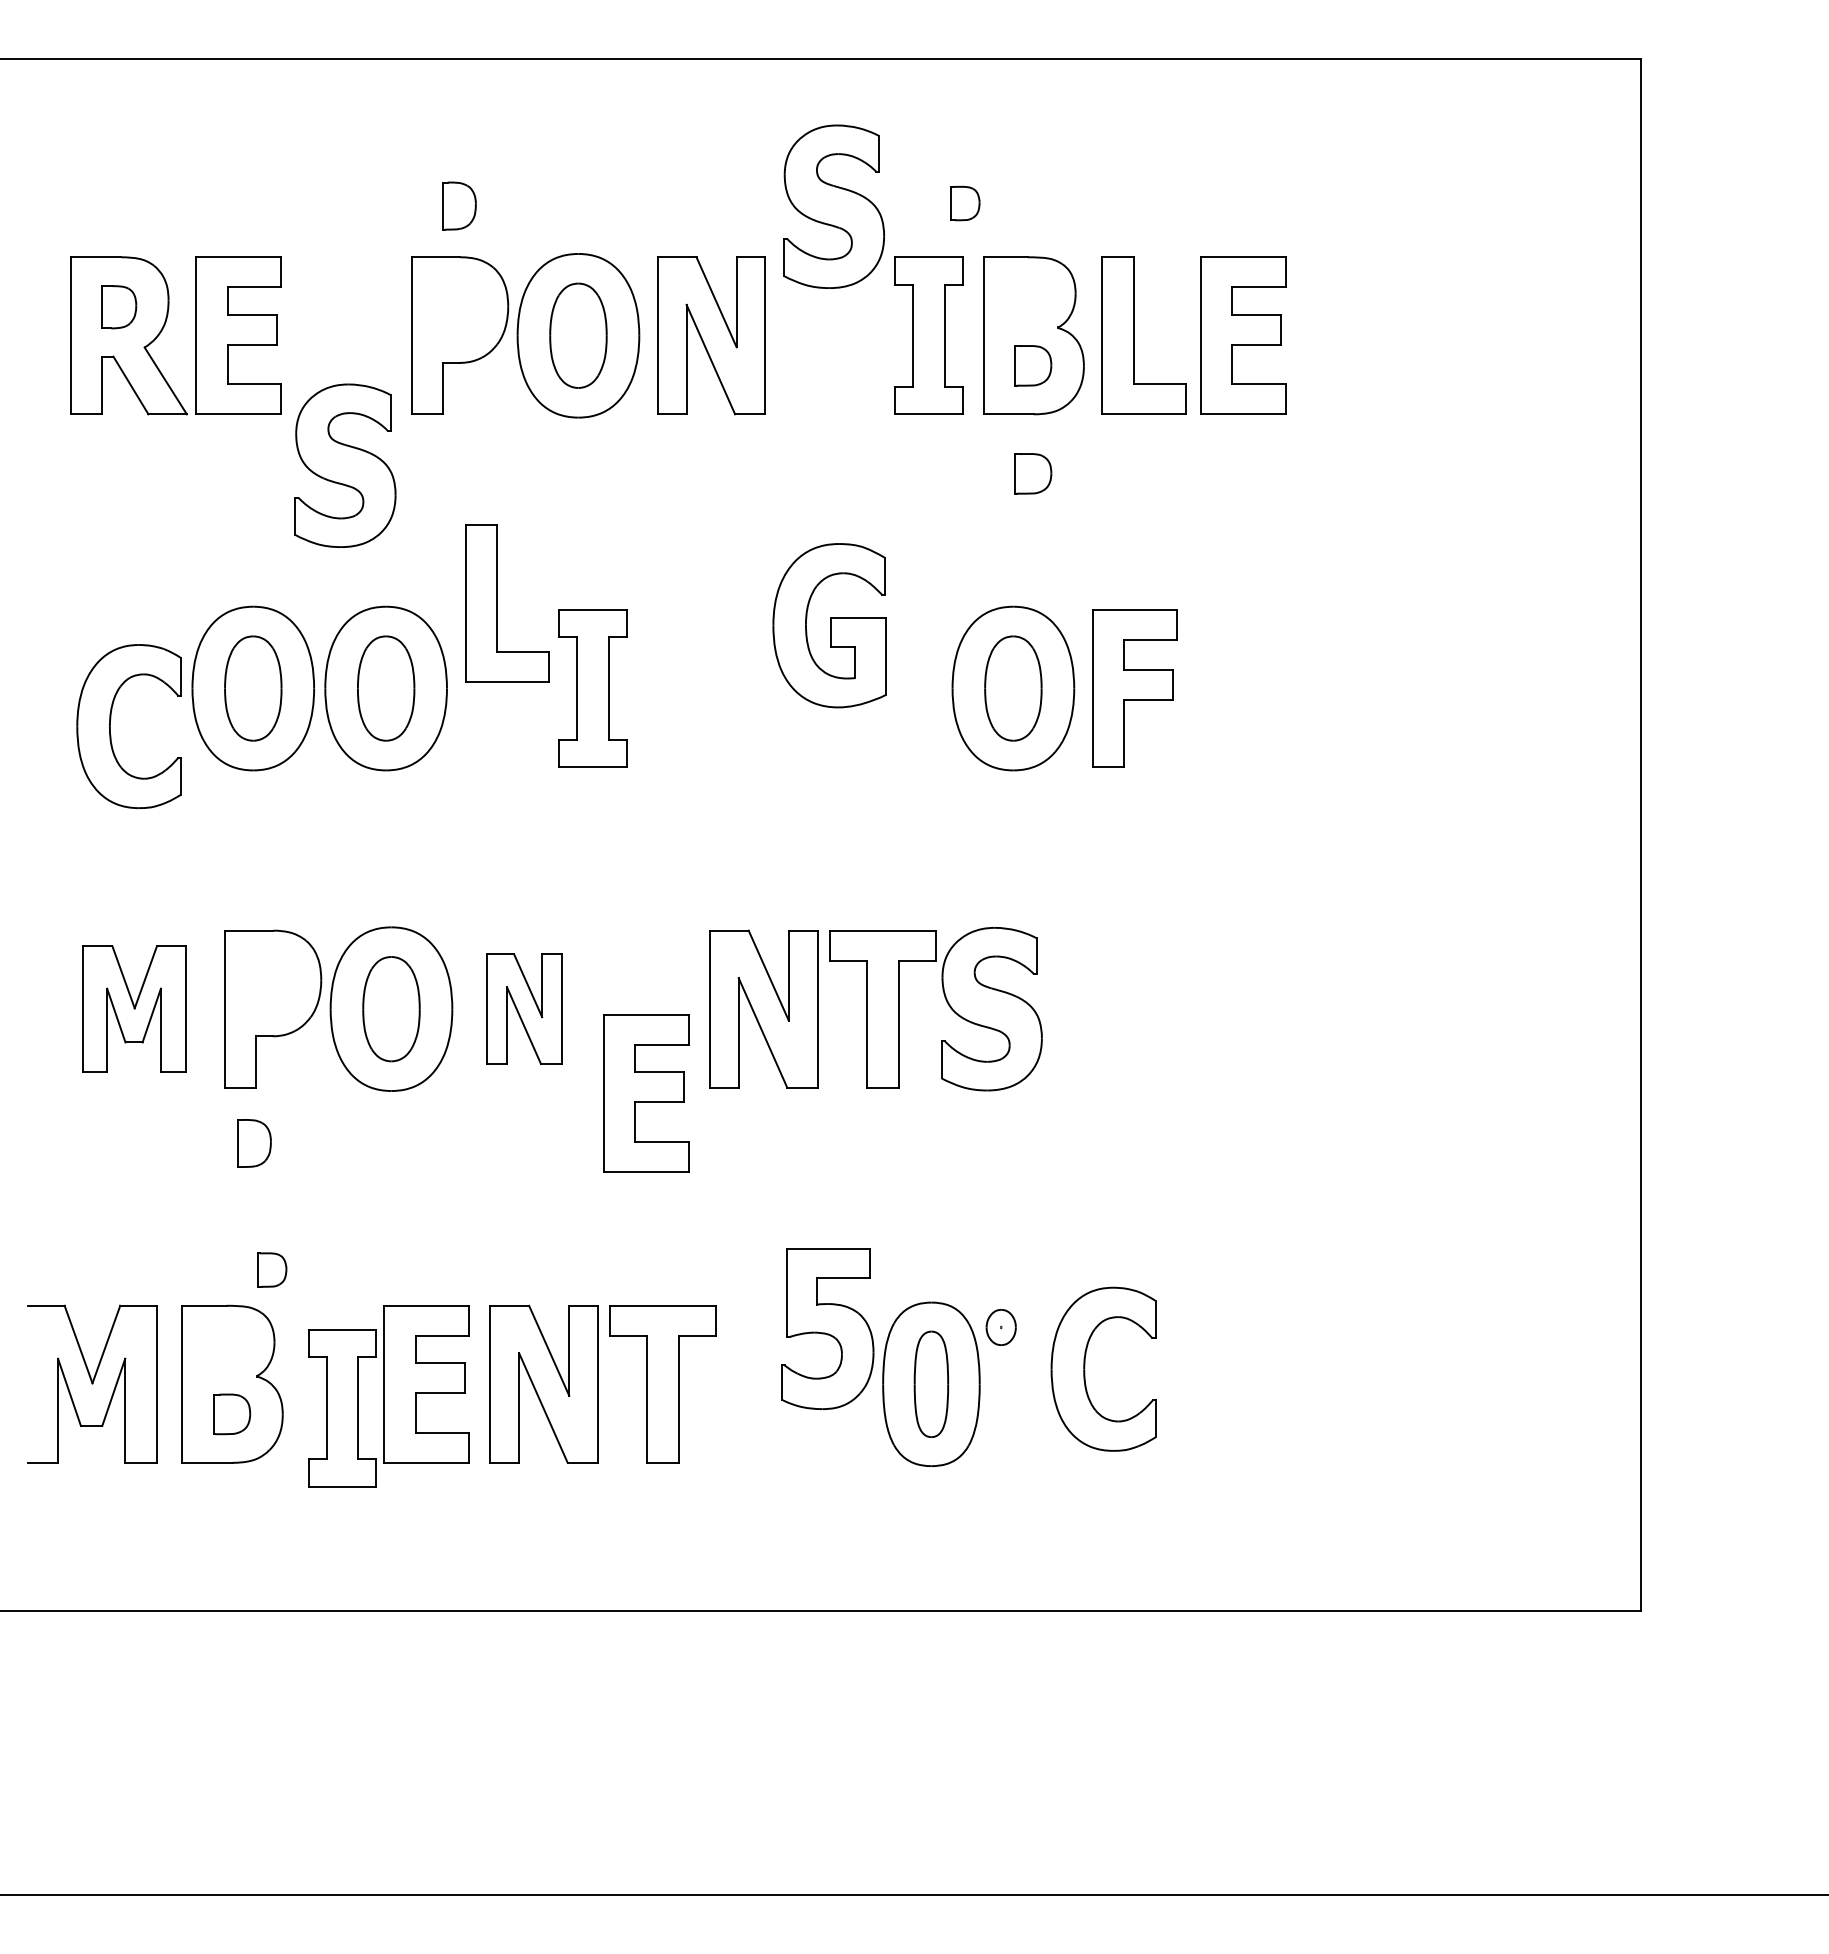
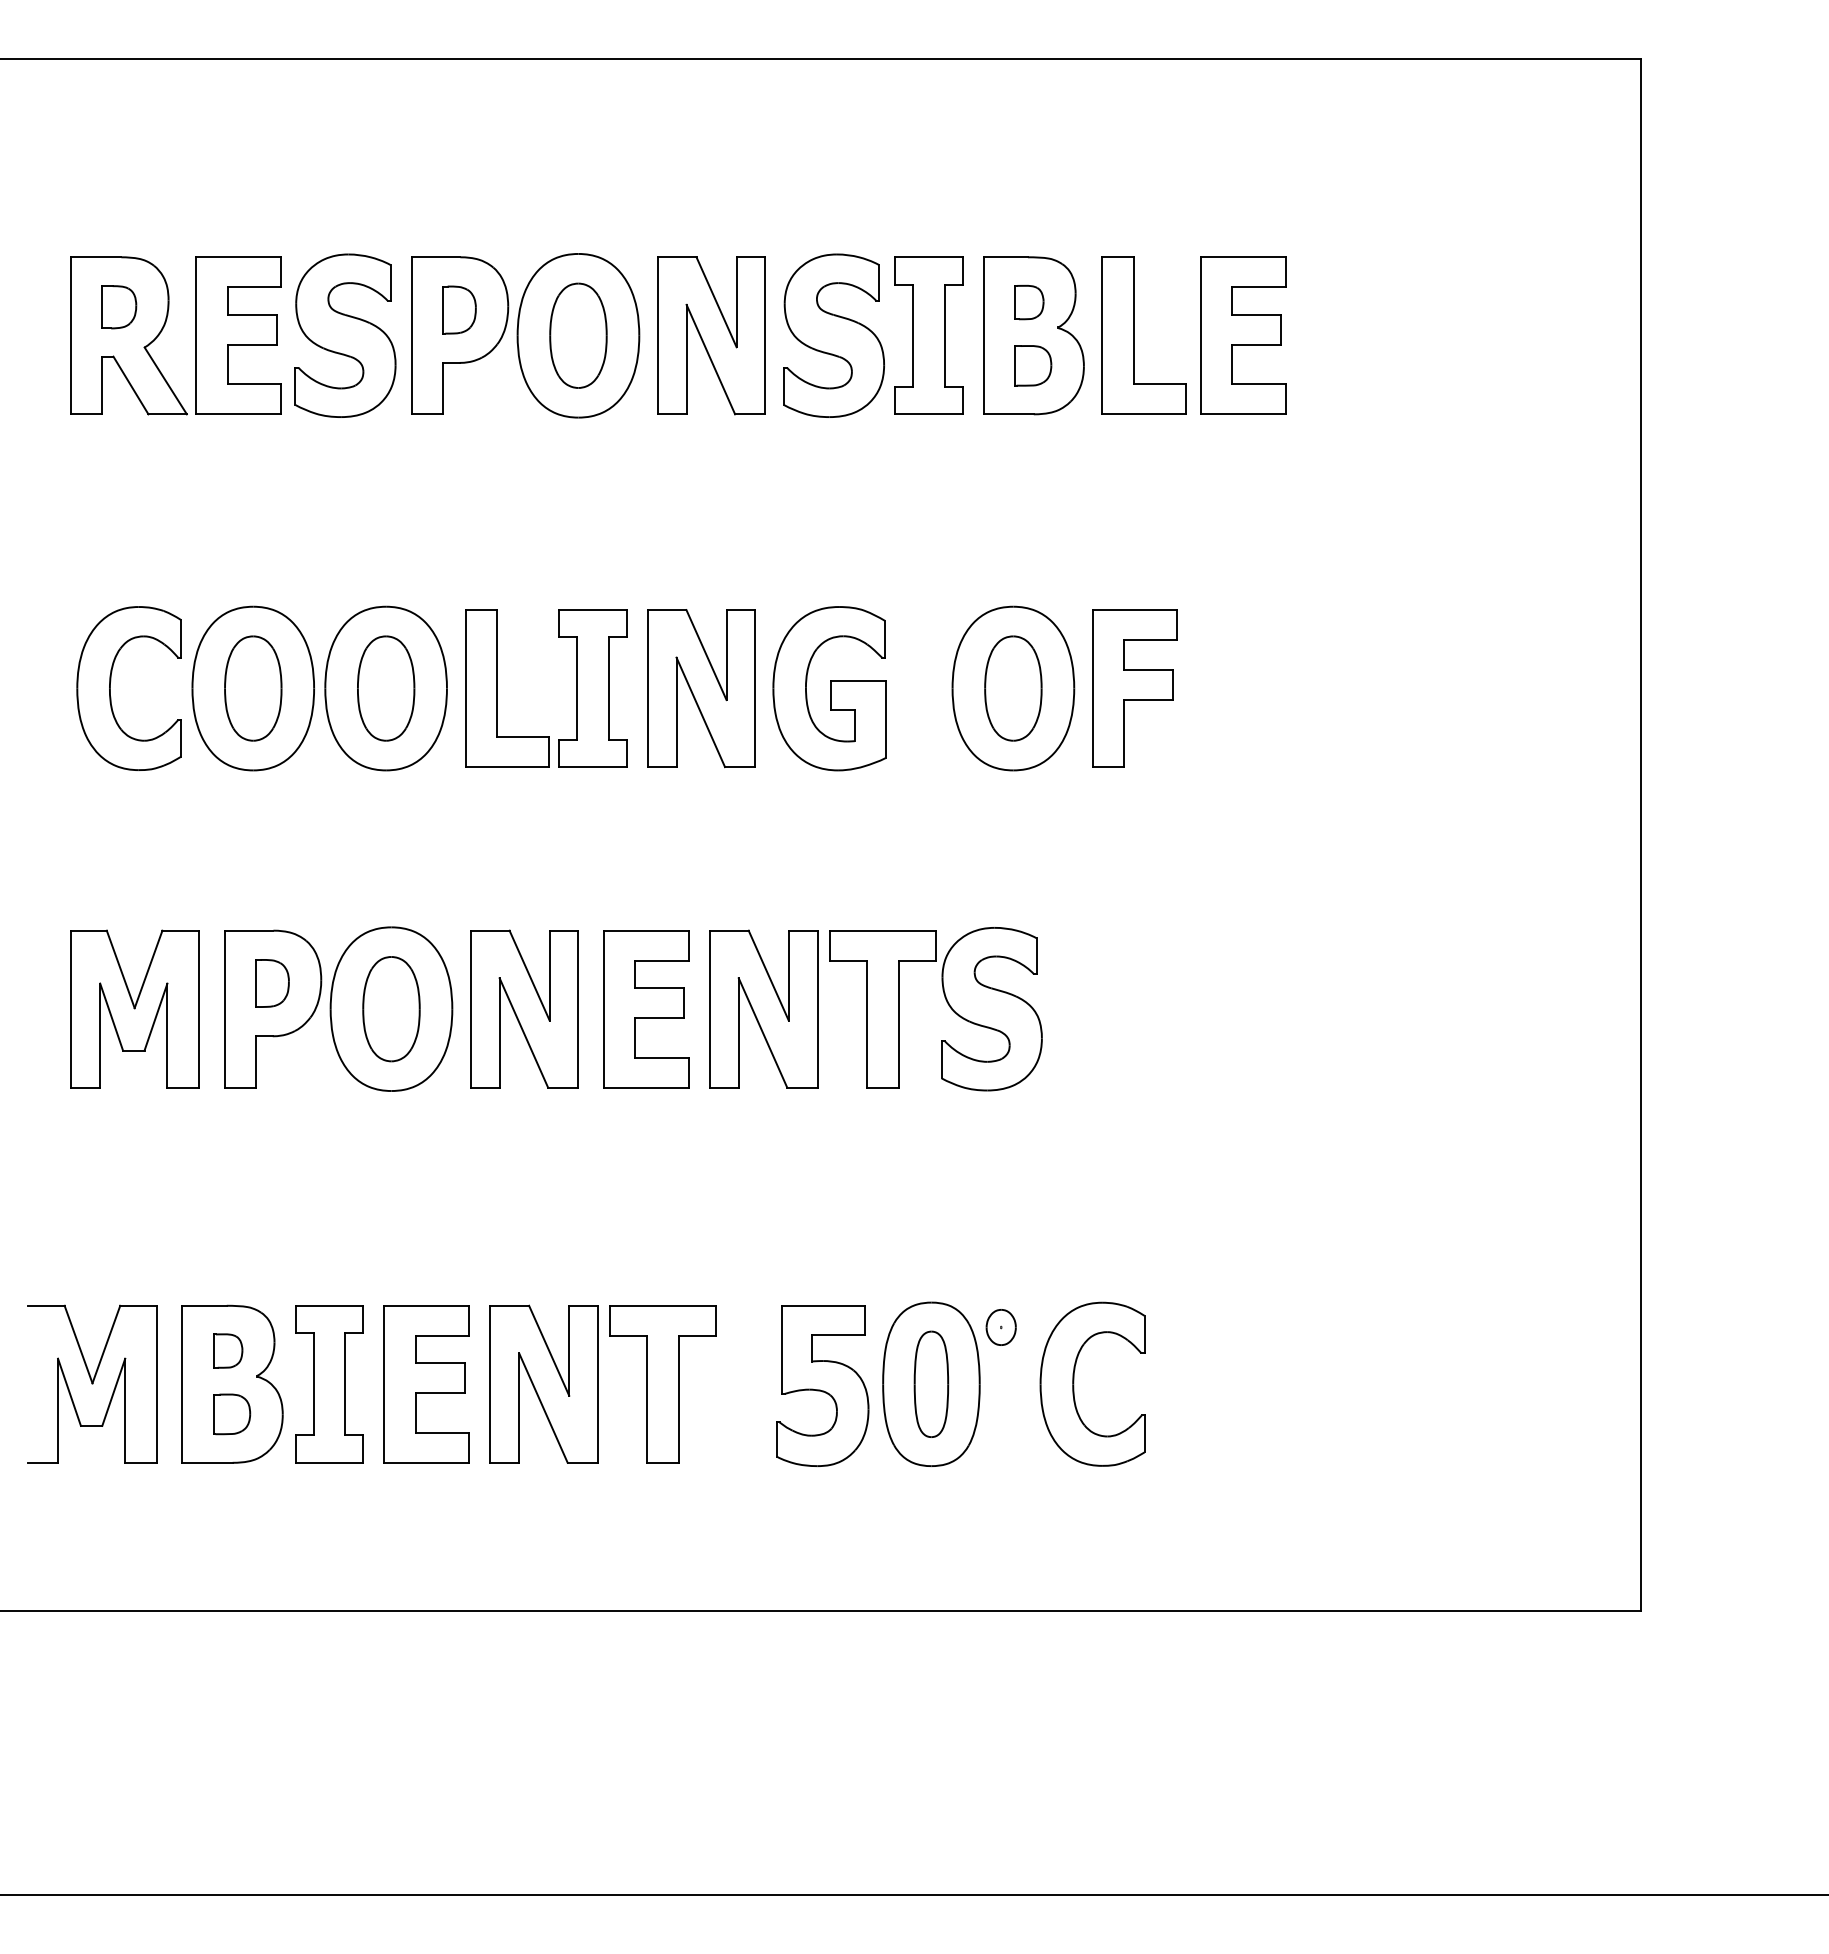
part position: (965, 203) -> (1029, 302) (1029, 302)
part position: (459, 205) -> (459, 309) (459, 309)
part position: (833, 206) -> (833, 335) (833, 335)
part position: (345, 465) -> (345, 335) (345, 335)
part: present -> none (1033, 473)
part position: (497, 603) -> (497, 688) (497, 688)
part position: (829, 625) -> (829, 688) (829, 688)
part: none -> present (701, 688)
part position: (110, 726) -> (110, 688) (110, 688)
part size: 105x128 px -> 130x160 px (134, 1008)
part size: 77x113 px -> 109x160 px (524, 1008)
part position: (646, 1093) -> (646, 1009) (646, 1009)
part position: (254, 1143) -> (272, 983) (272, 983)
part position: (272, 1269) -> (228, 1350) (228, 1350)
part position: (827, 1328) -> (822, 1385) (822, 1385)
part position: (1085, 1368) -> (1074, 1383) (1074, 1383)
part position: (342, 1408) -> (329, 1384) (329, 1384)
